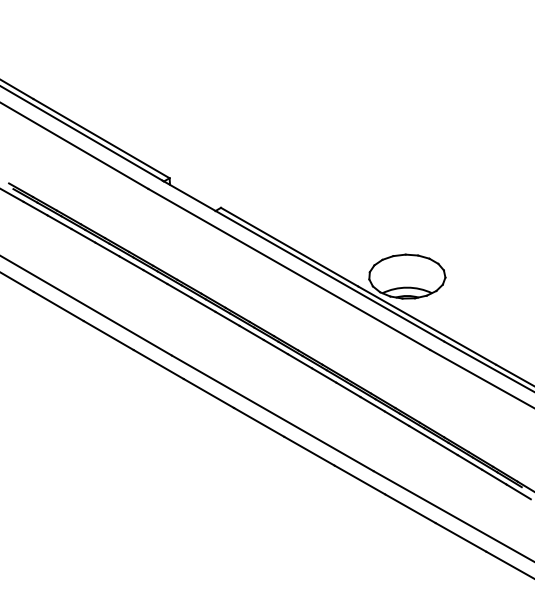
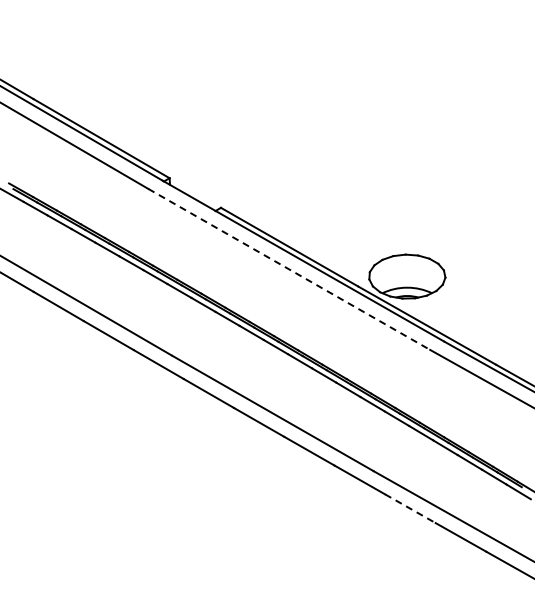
line: solid -> dashed (289, 269)
line: solid -> dashed (410, 508)
